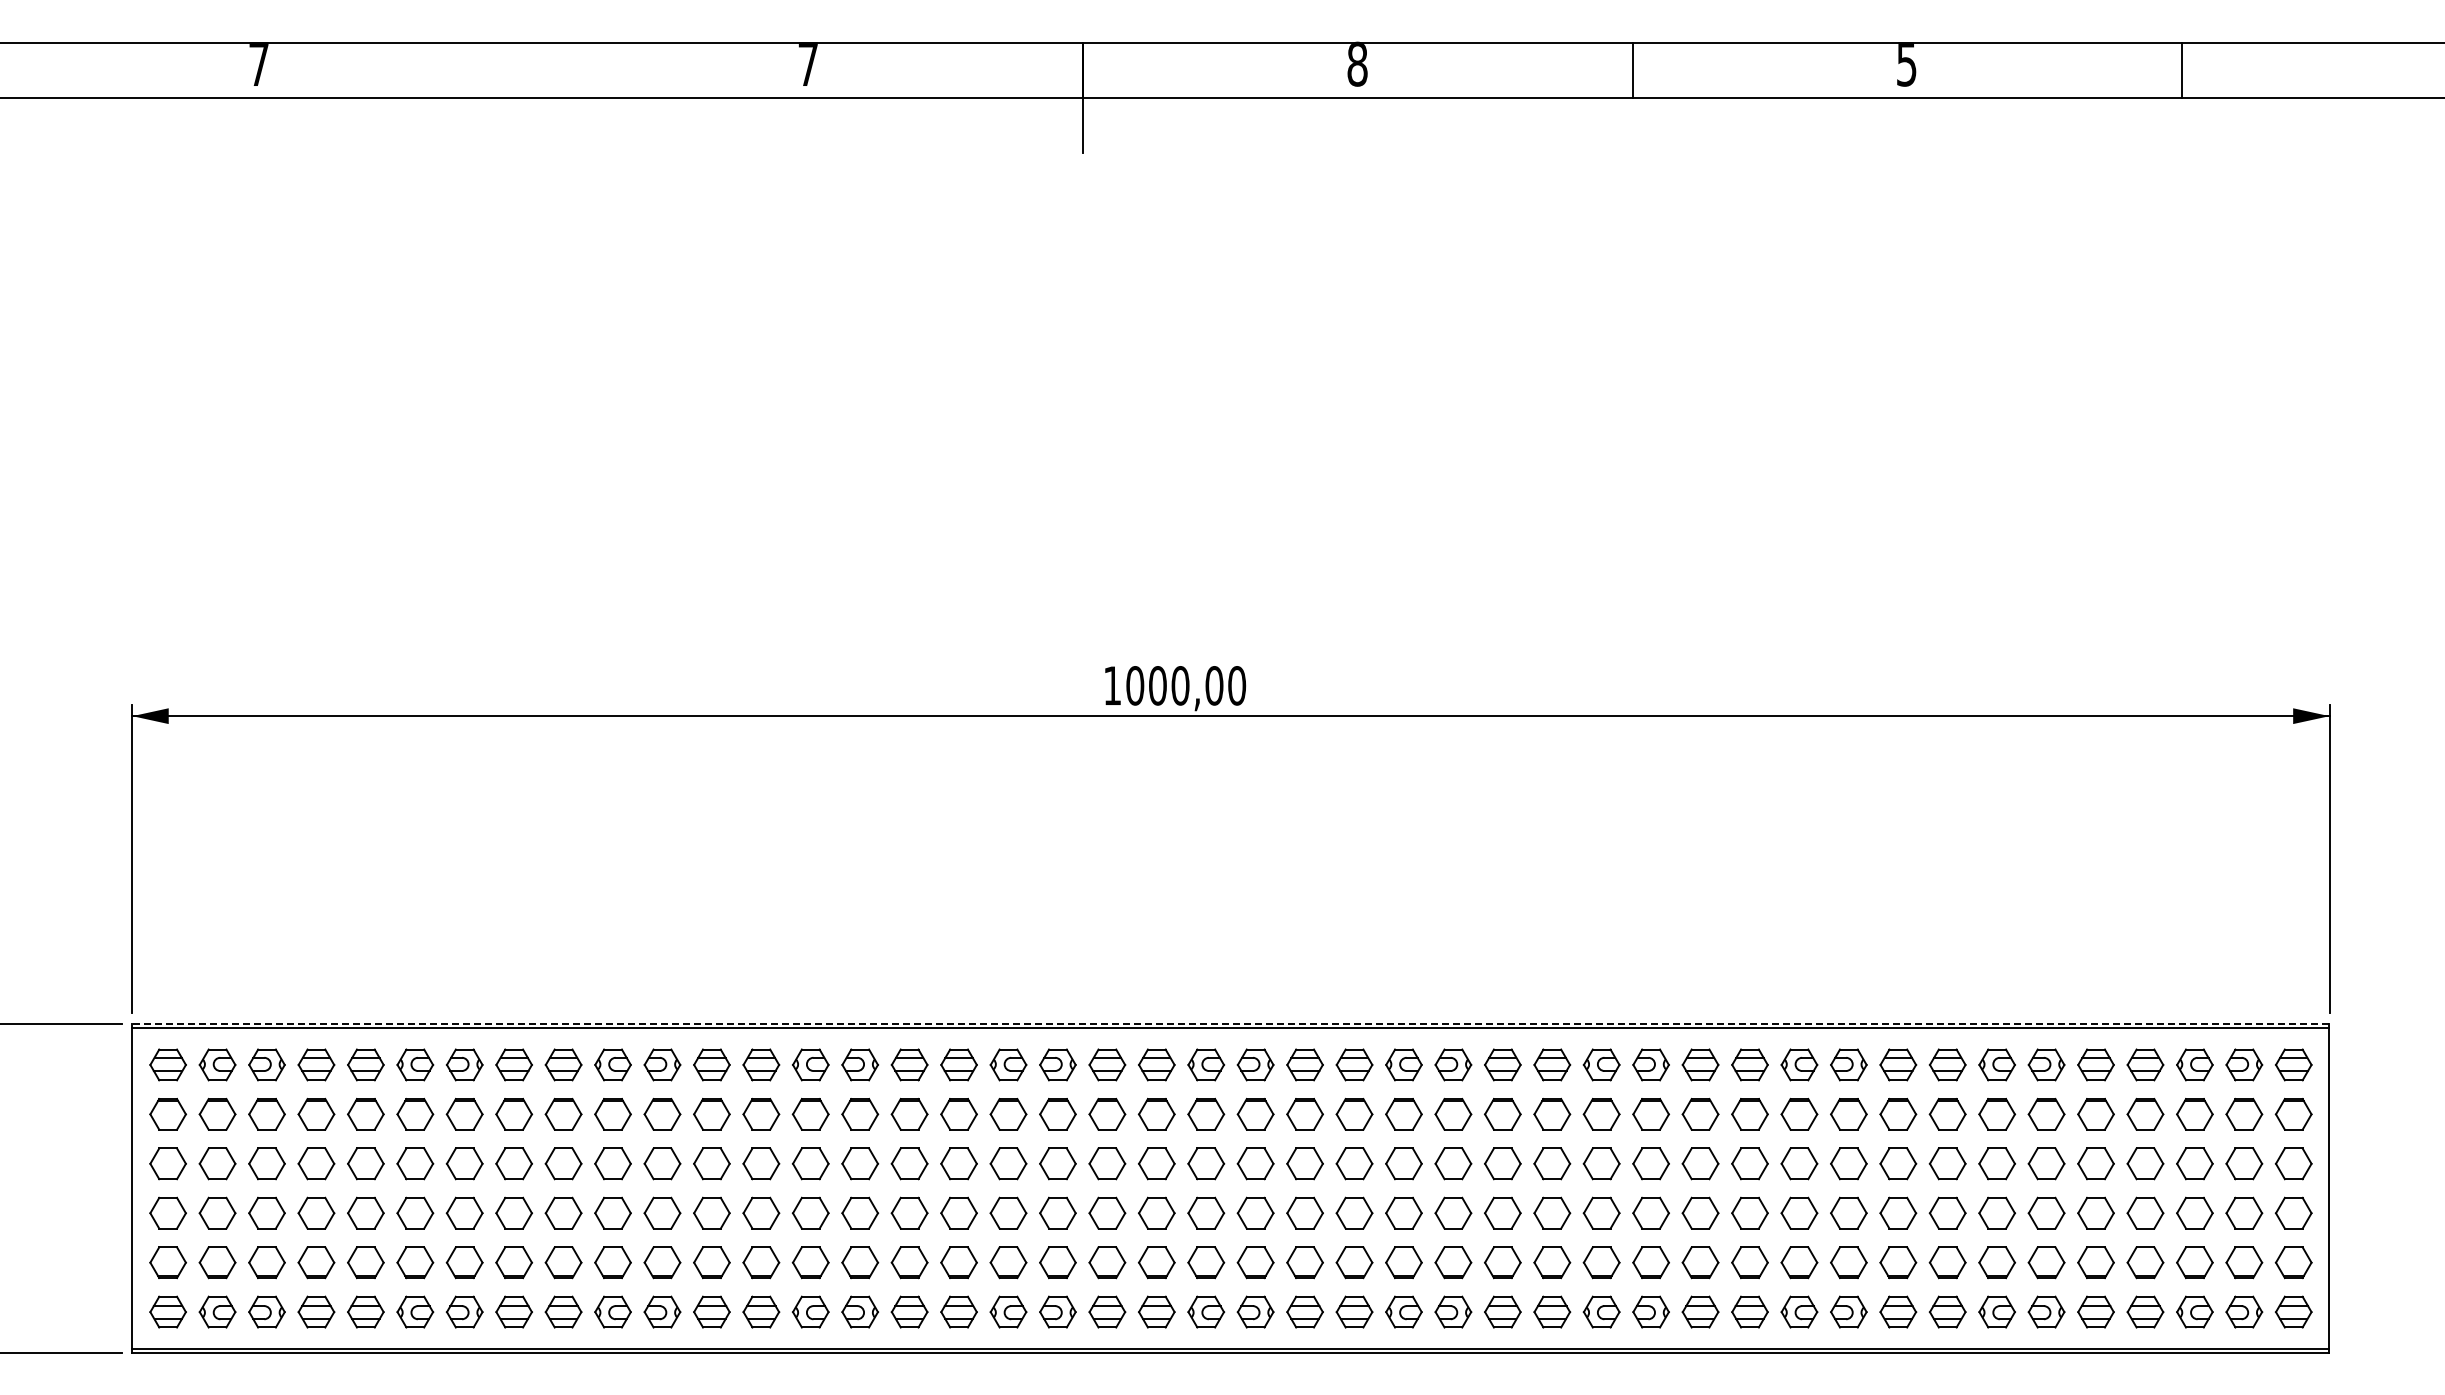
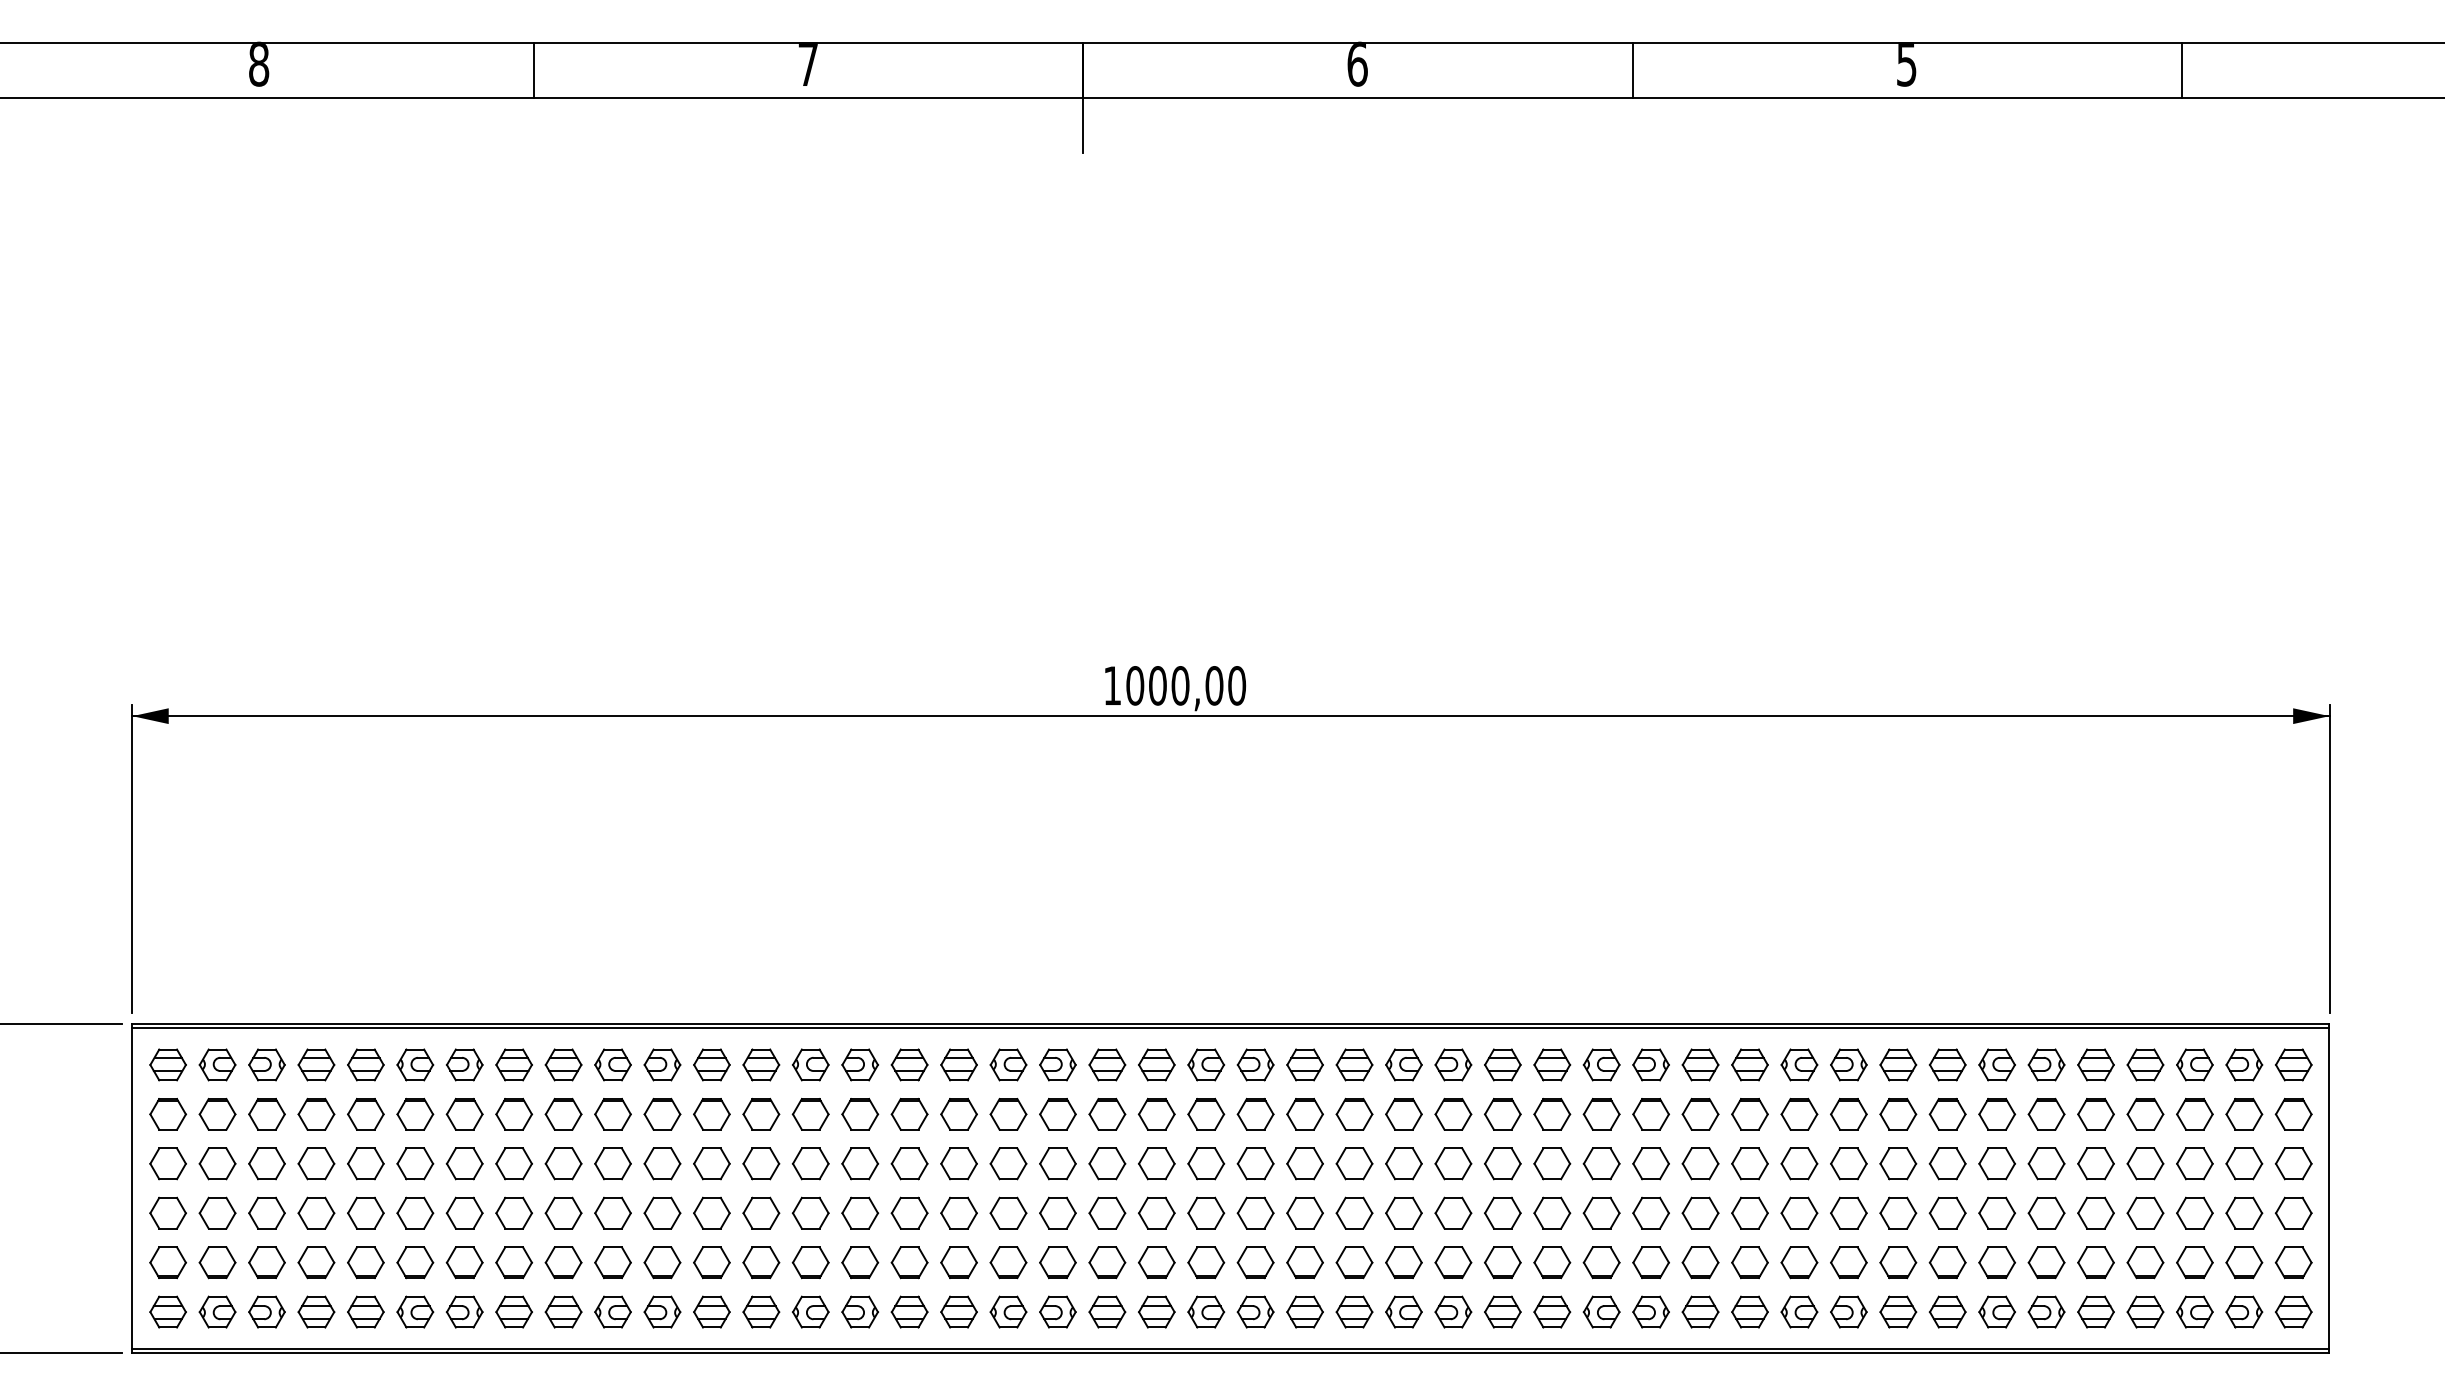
text: 7 -> 8 (259, 63)
text: 8 -> 6 (1357, 63)
line: none -> present (534, 70)
line: dashed -> solid (1230, 1023)
